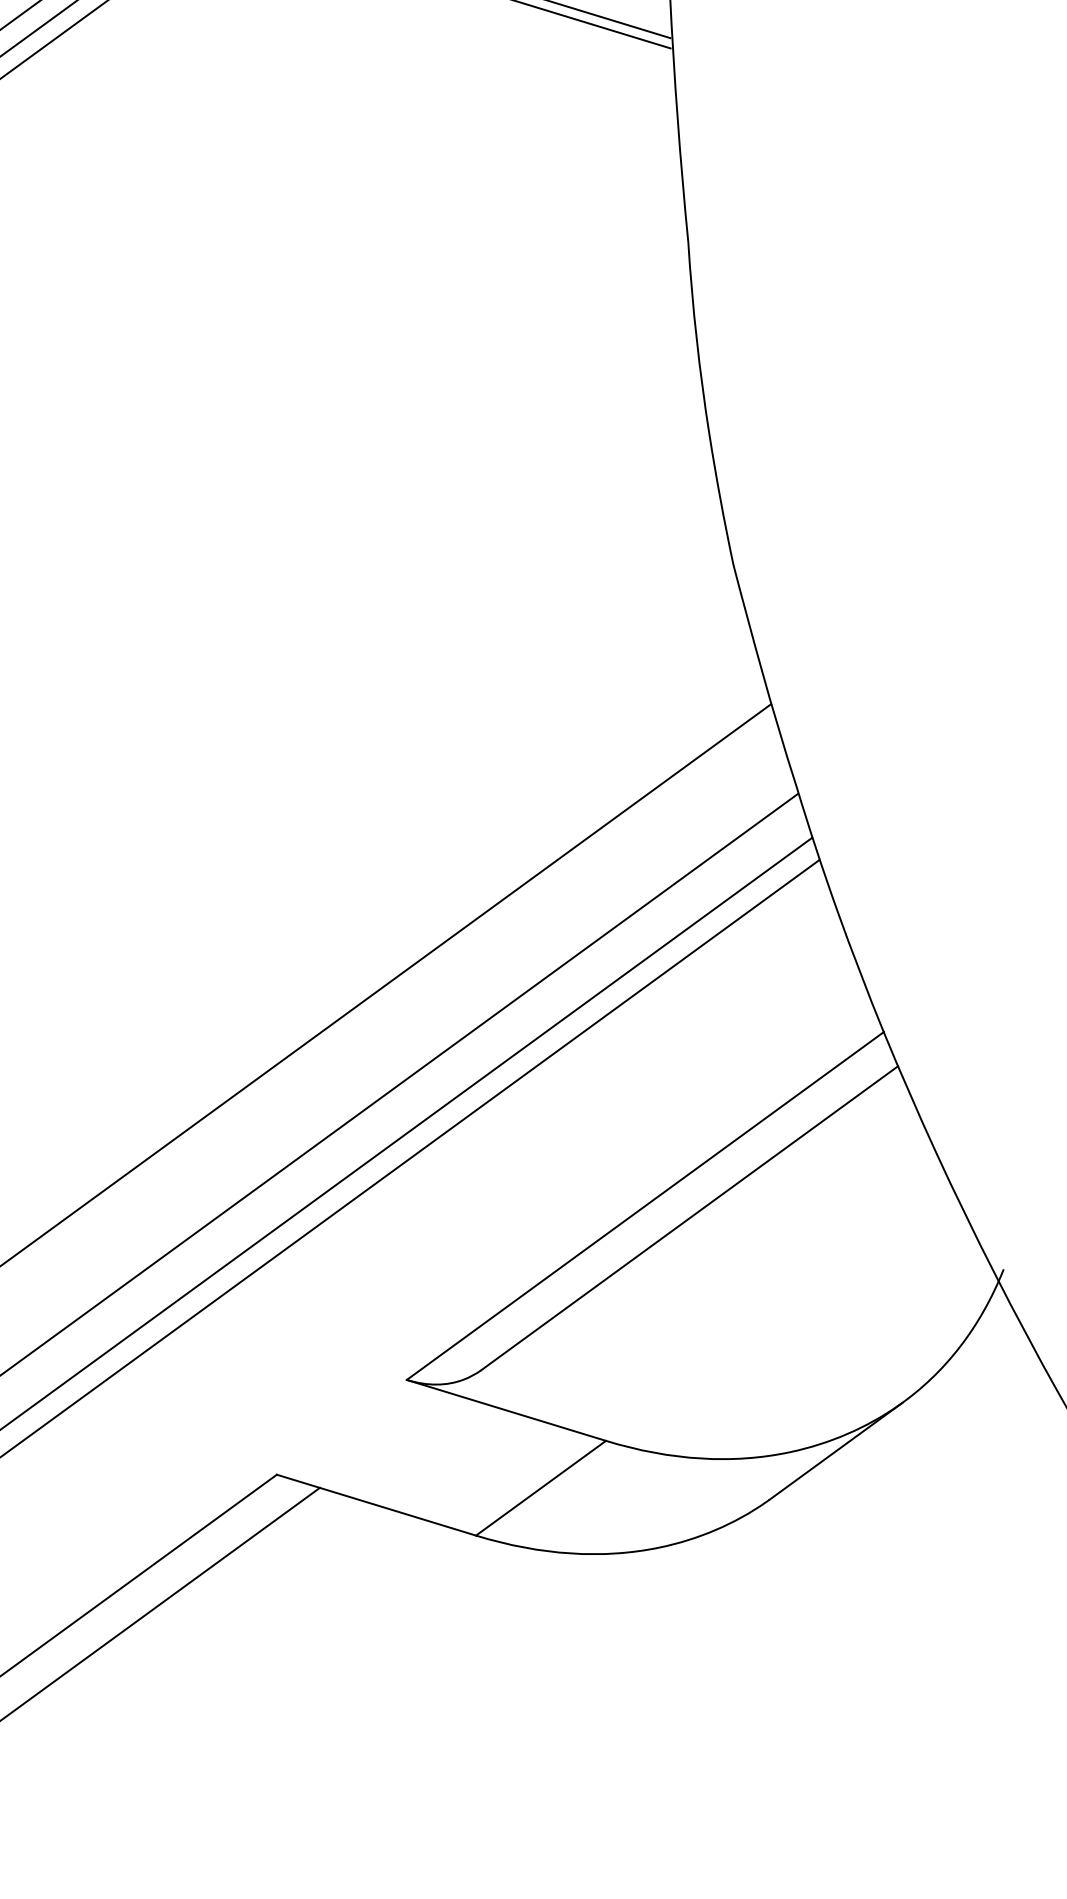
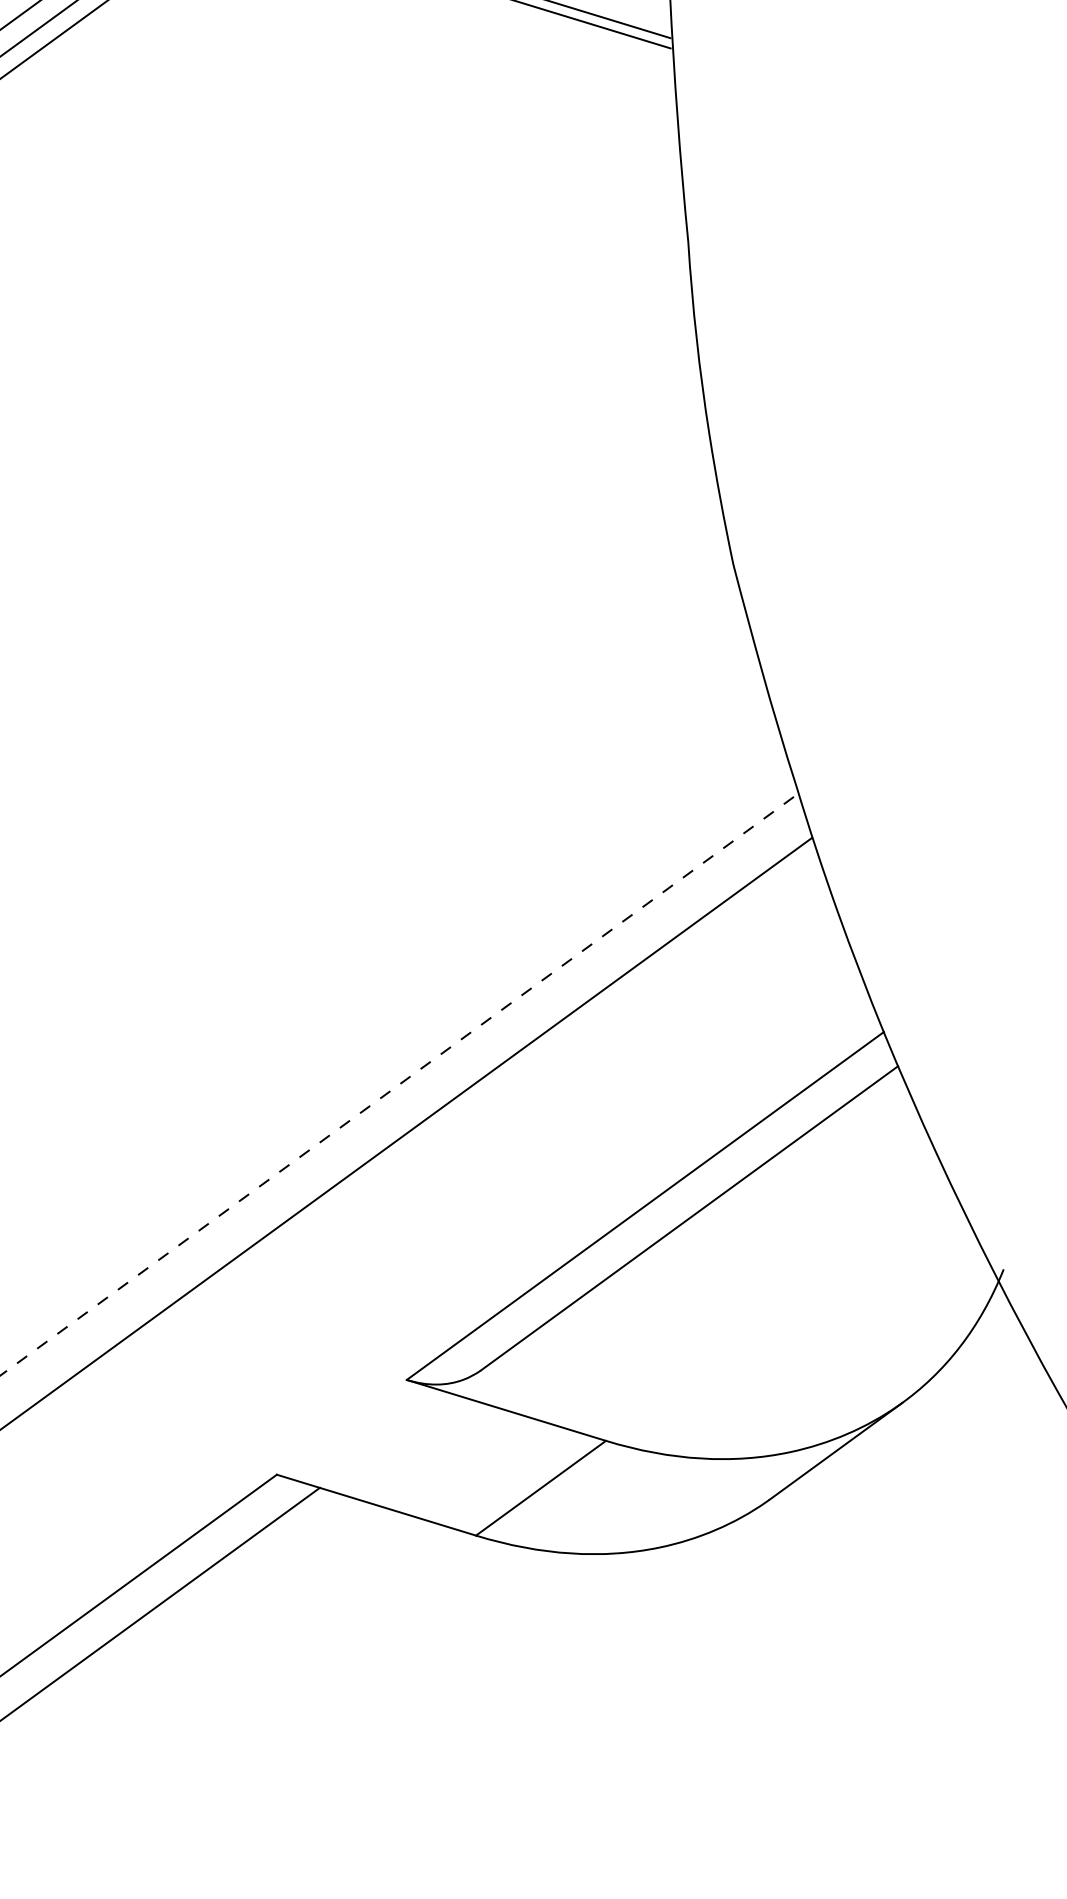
line: present -> none (386, 984)
line: solid -> dashed (399, 1084)
line: present -> none (410, 1157)
